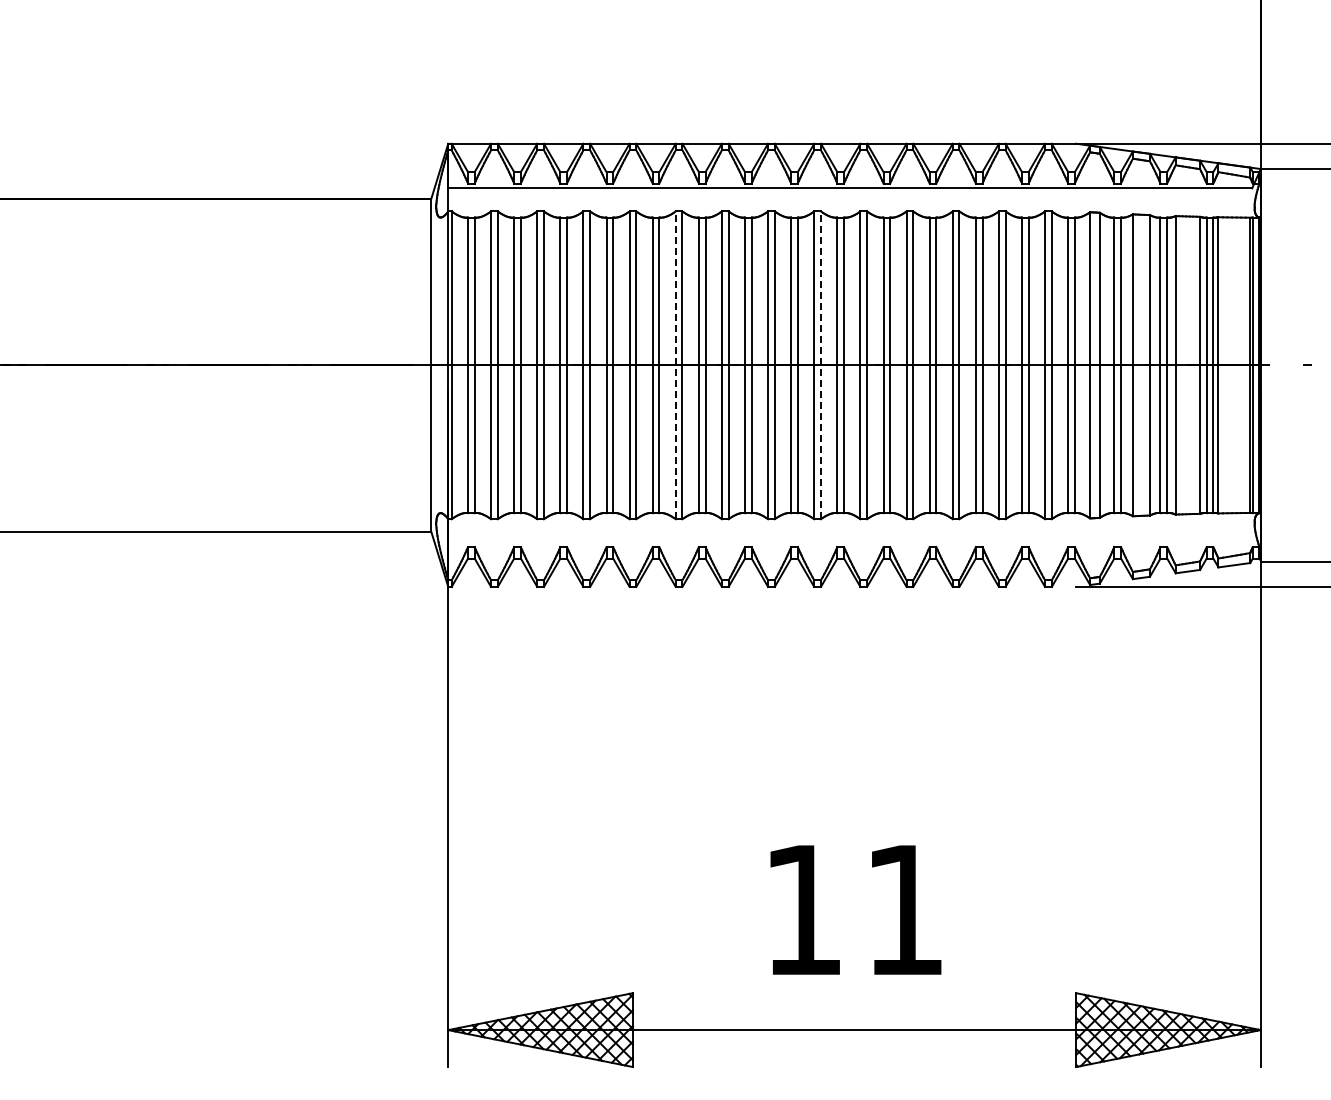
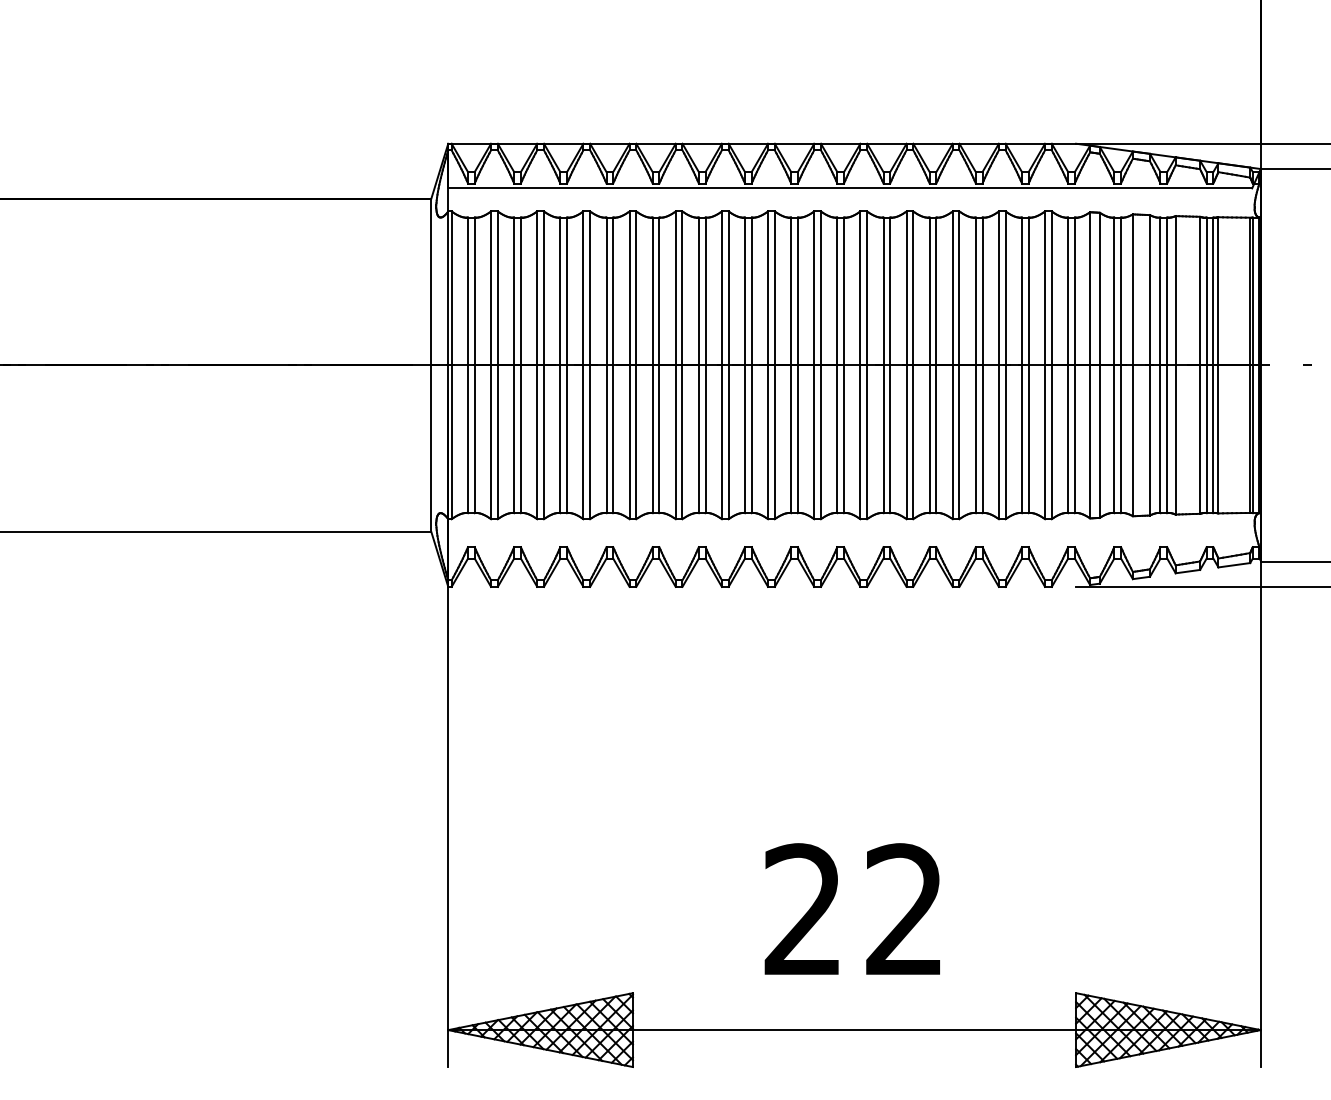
line: dashed -> solid (675, 365)
line: dashed -> solid (820, 365)
text: 11 -> 22 (852, 908)
